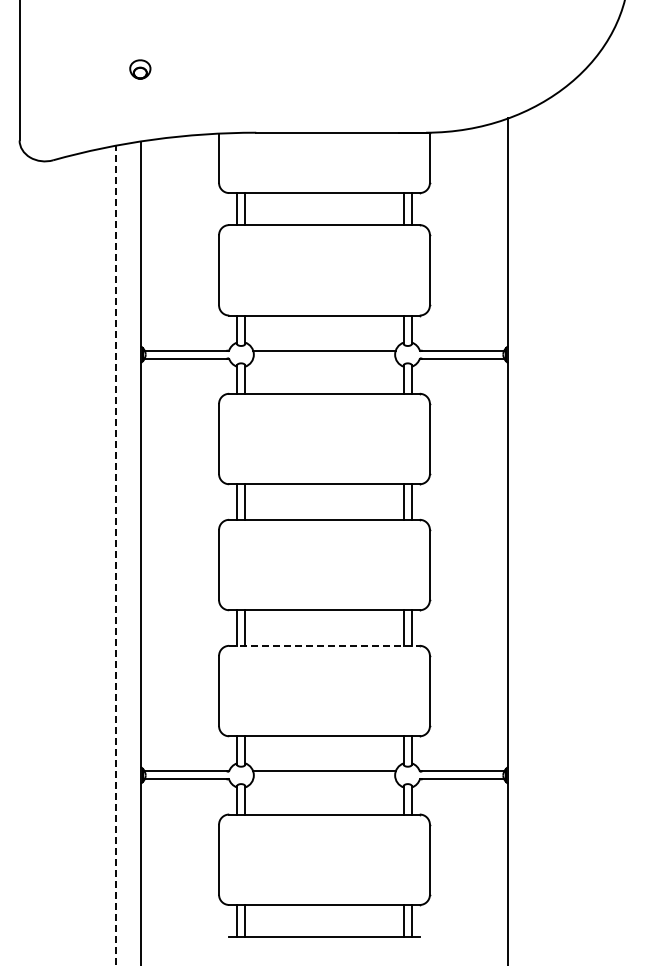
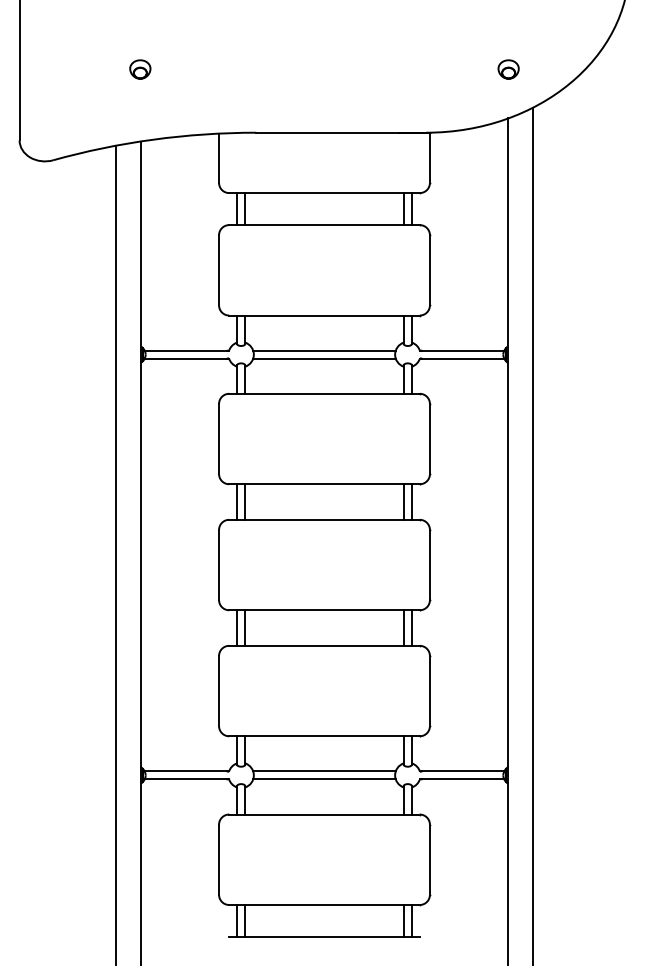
part: none -> present (508, 69)
line: none -> present (324, 358)
line: none -> present (532, 534)
line: dashed -> solid (116, 555)
line: dashed -> solid (325, 645)
line: none -> present (324, 779)
